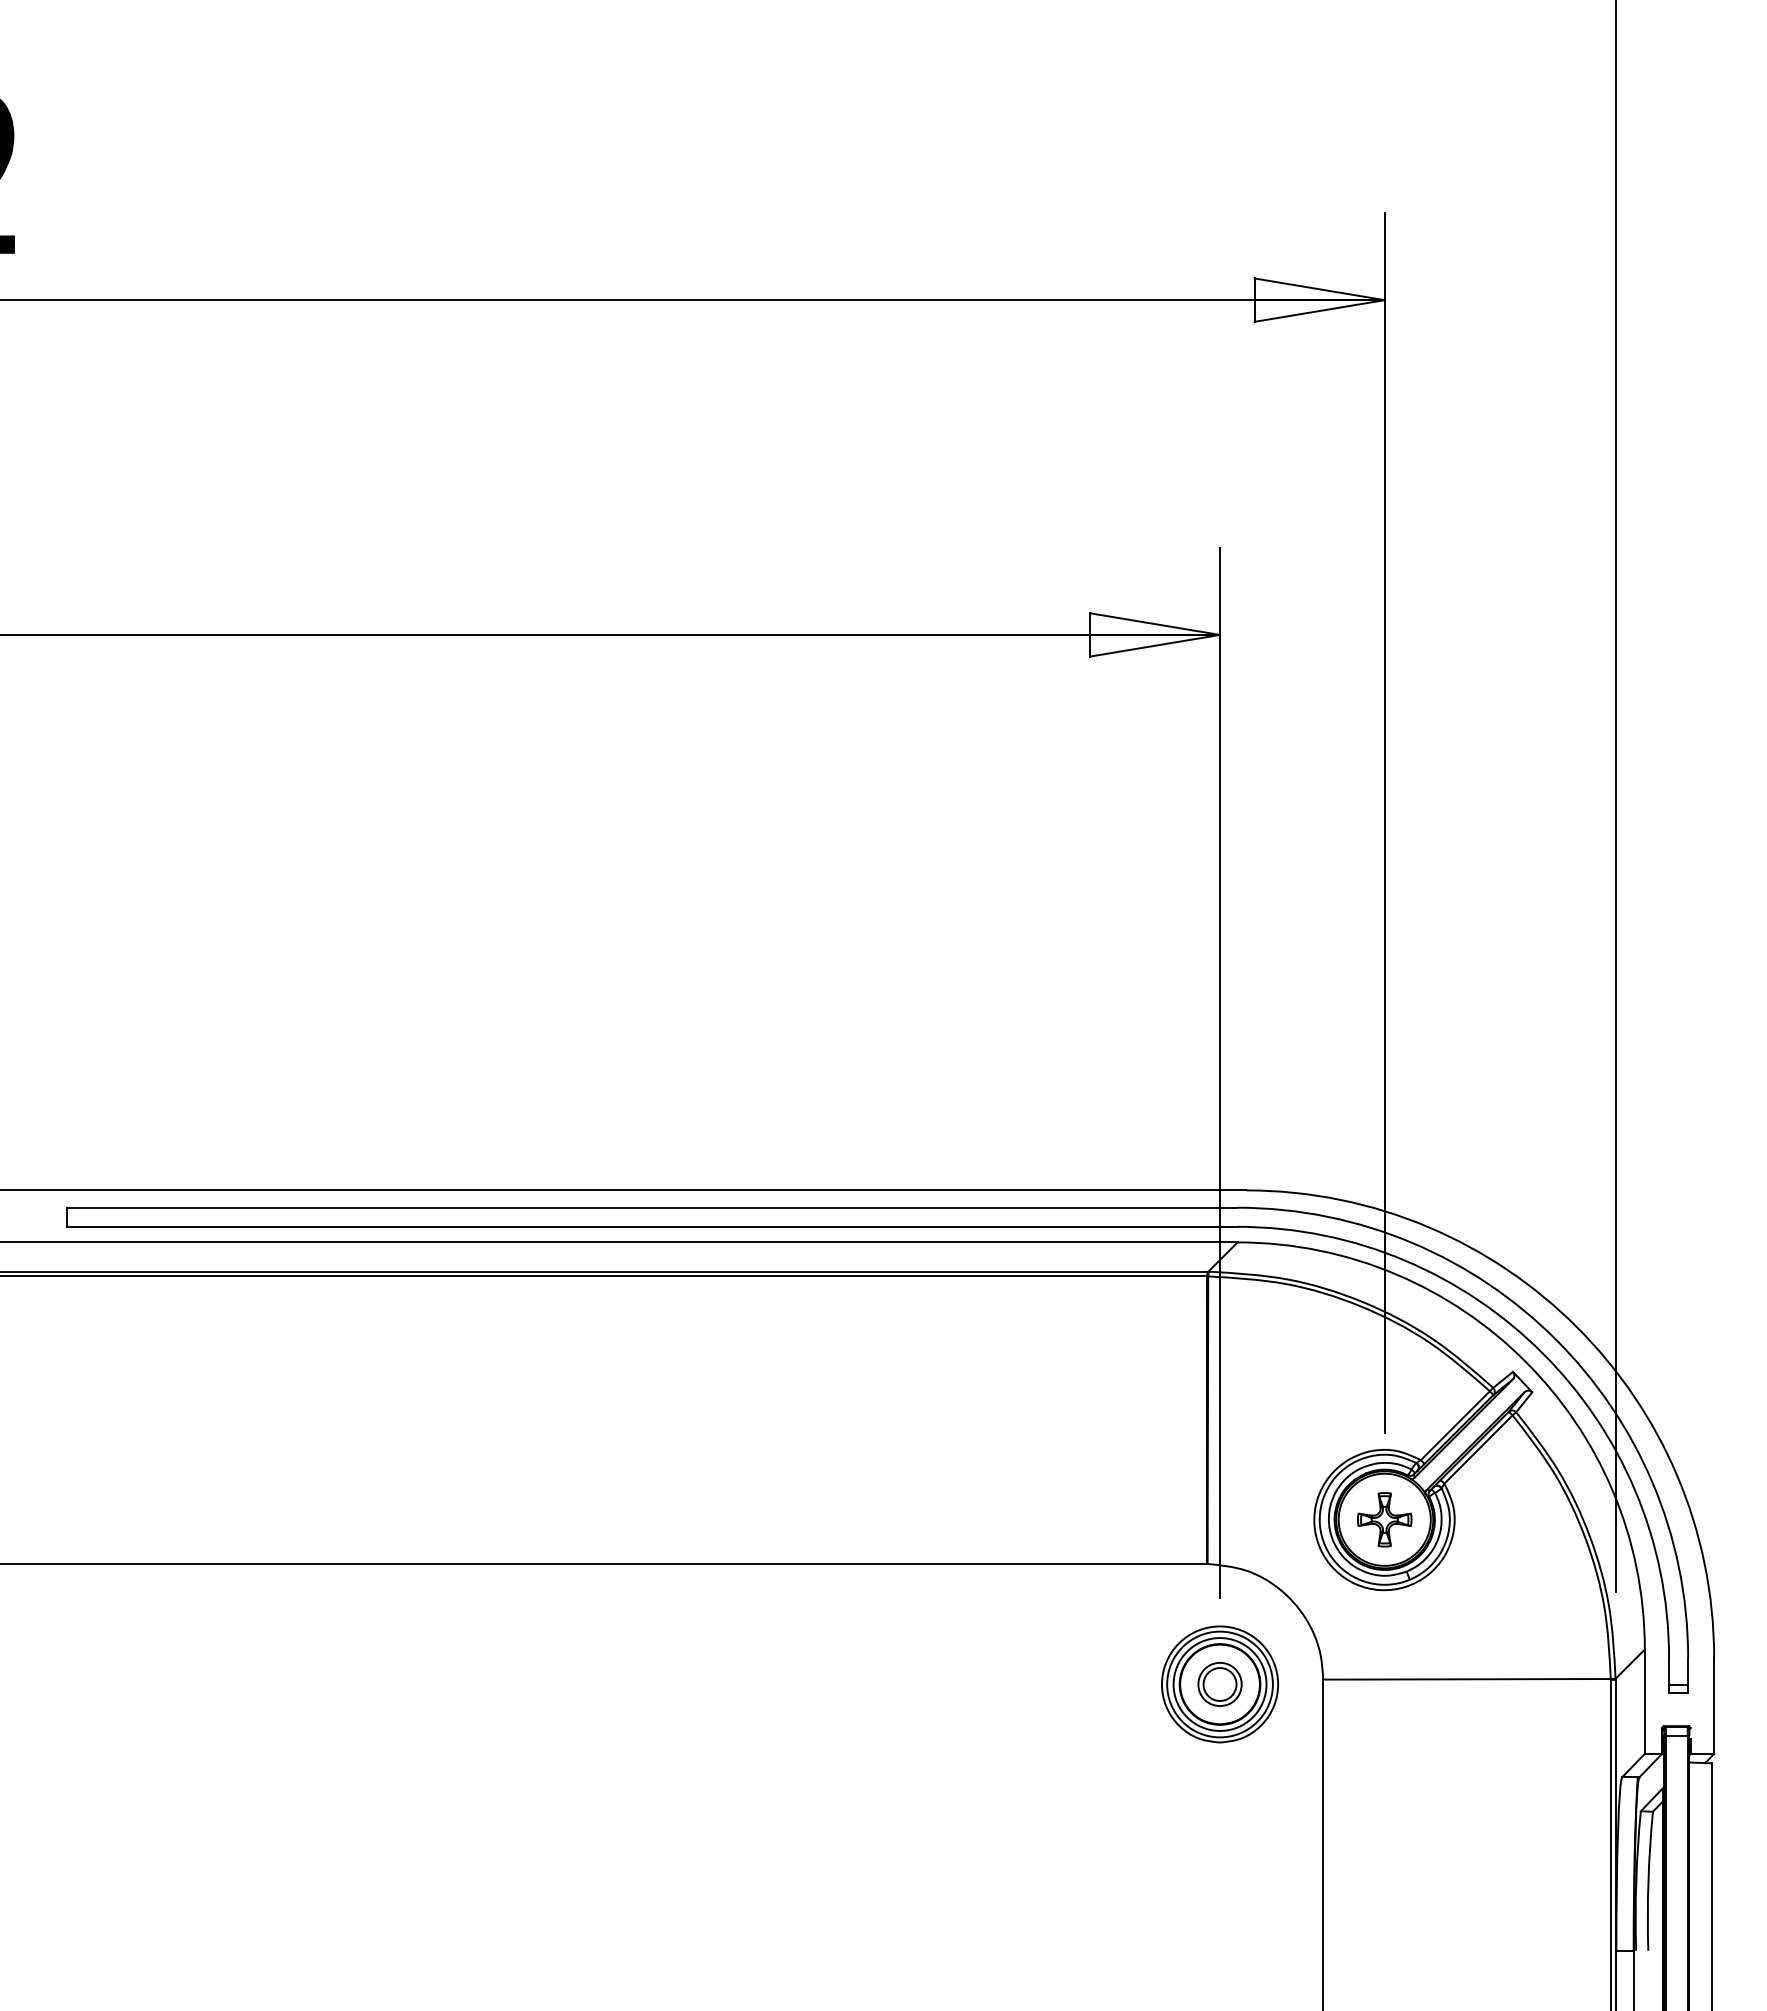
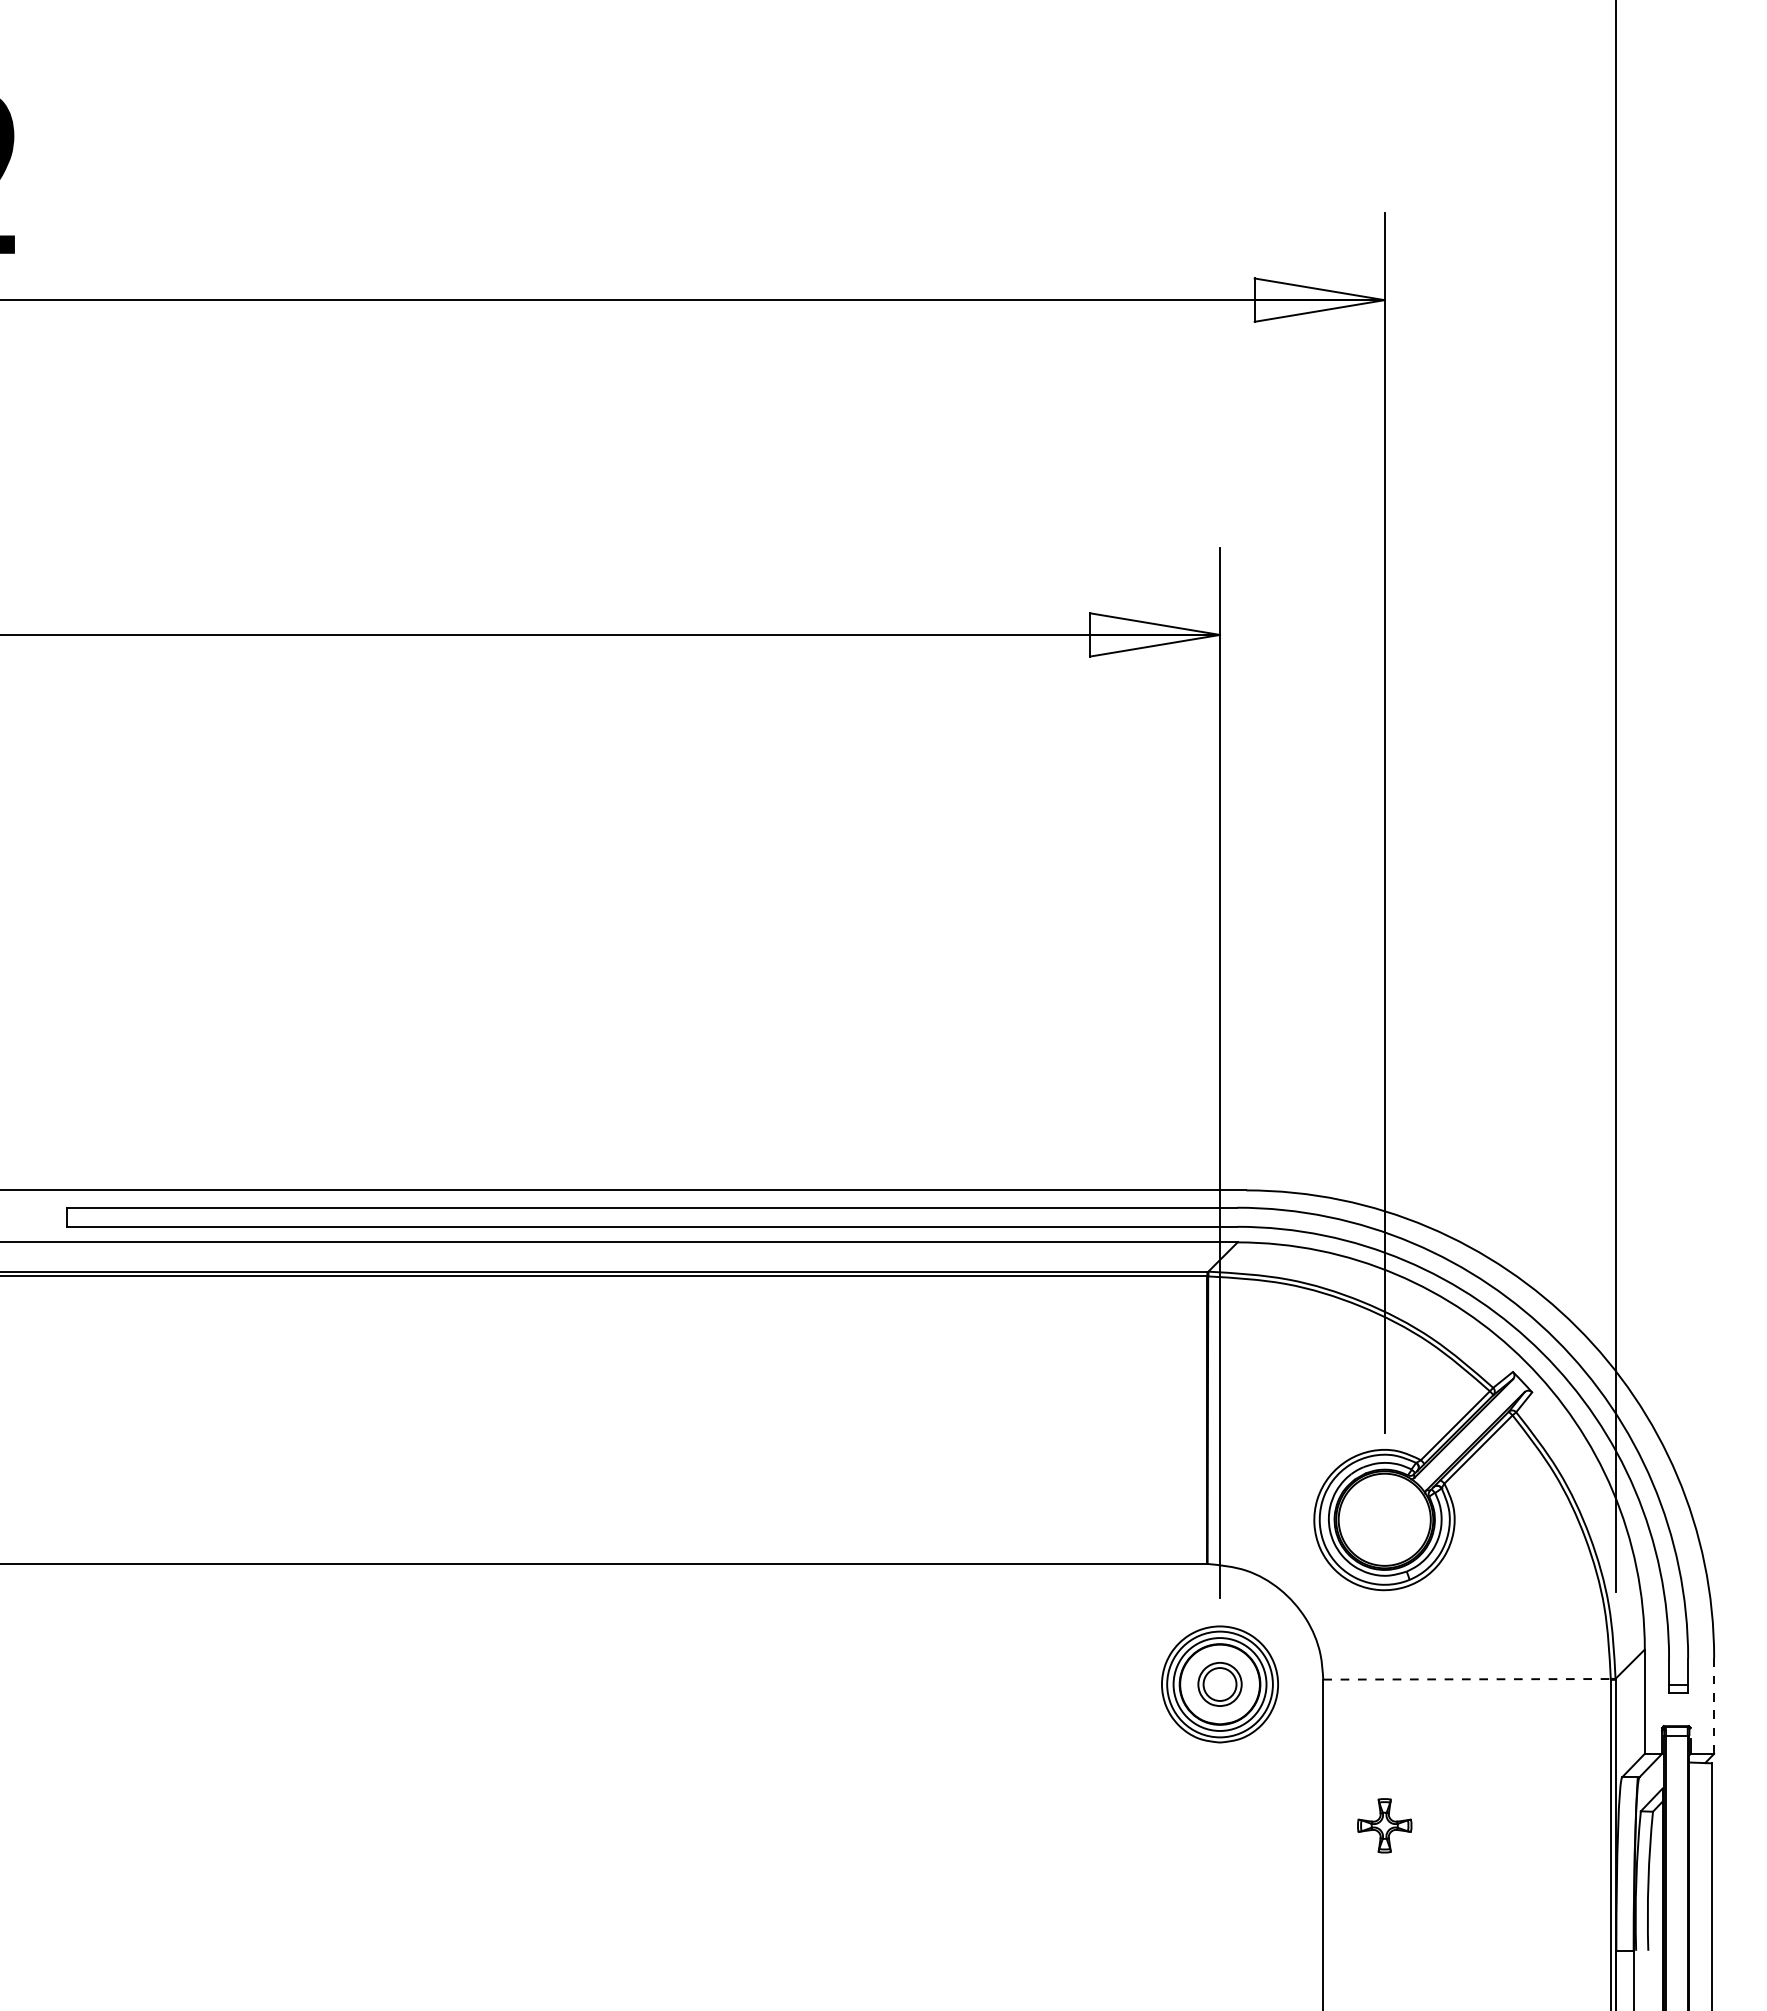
part position: (1384, 1519) -> (1384, 1825) (1384, 1825)
line: solid -> dashed (1467, 1679)
line: solid -> dashed (1714, 1706)
